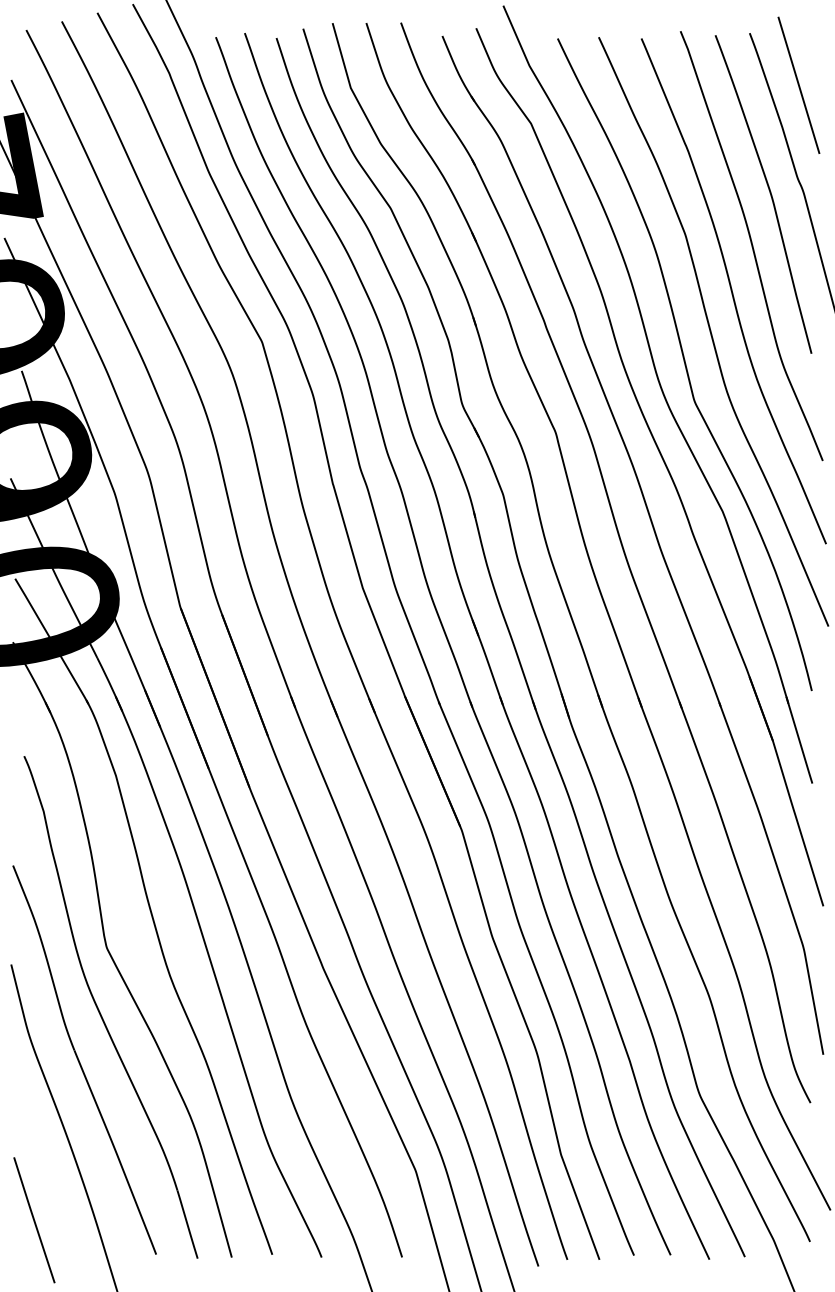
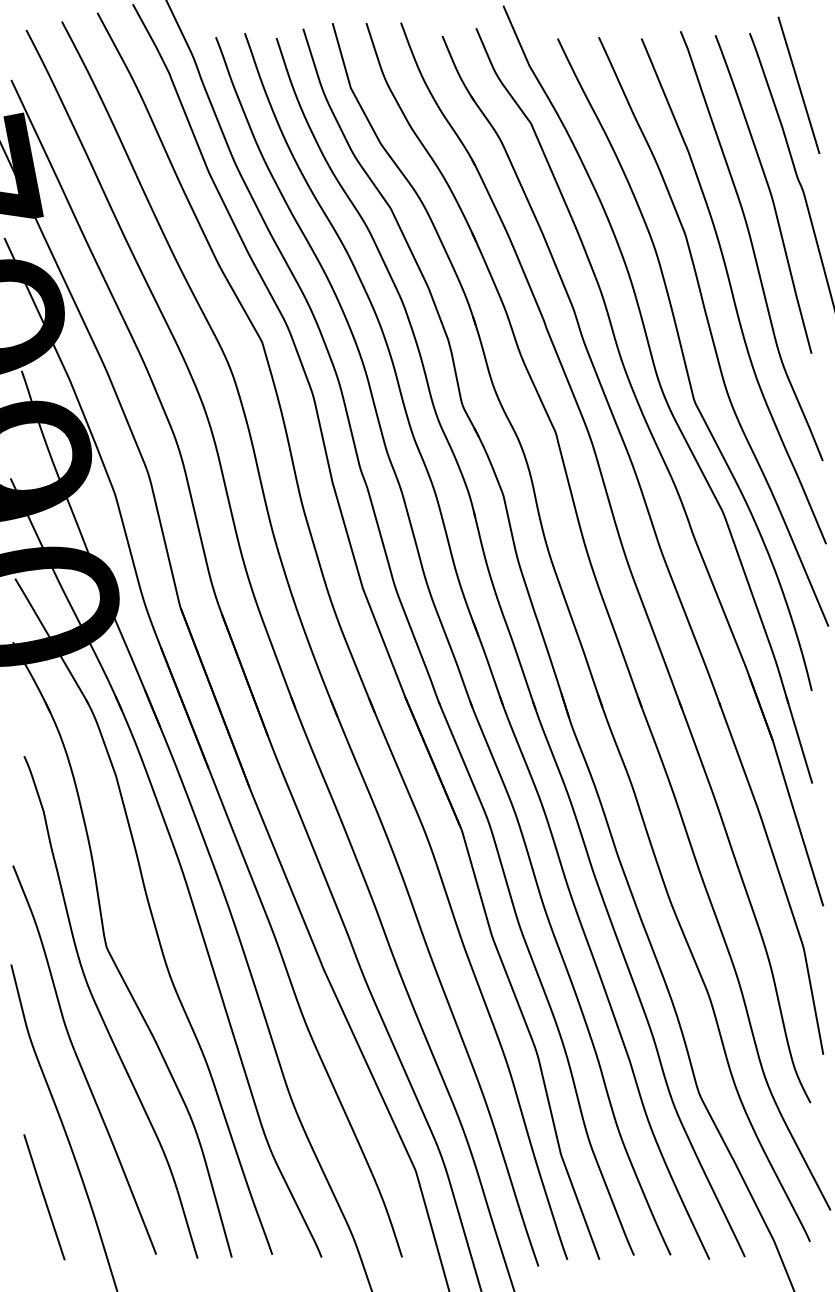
line position: (34, 1220) -> (44, 1197) (44, 1197)
